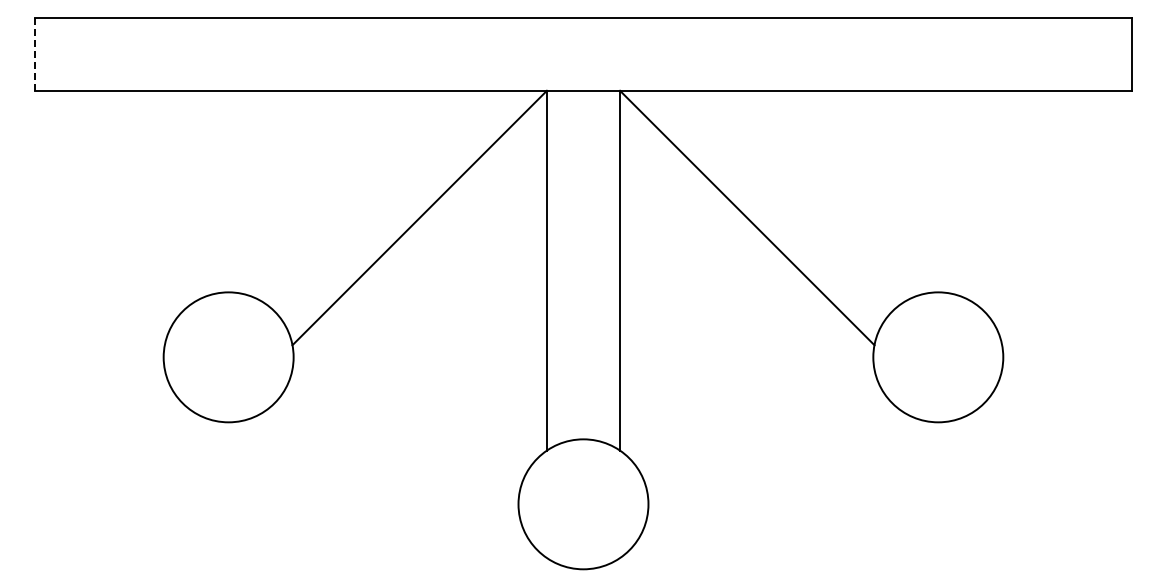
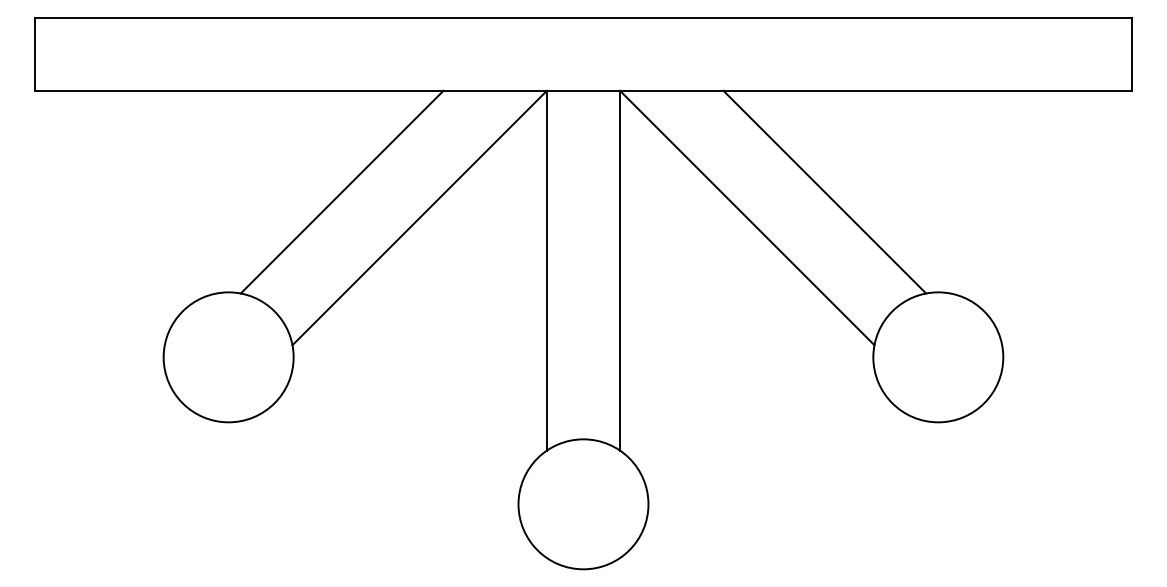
line: dashed -> solid (35, 54)
line: none -> present (341, 191)
line: none -> present (824, 191)
